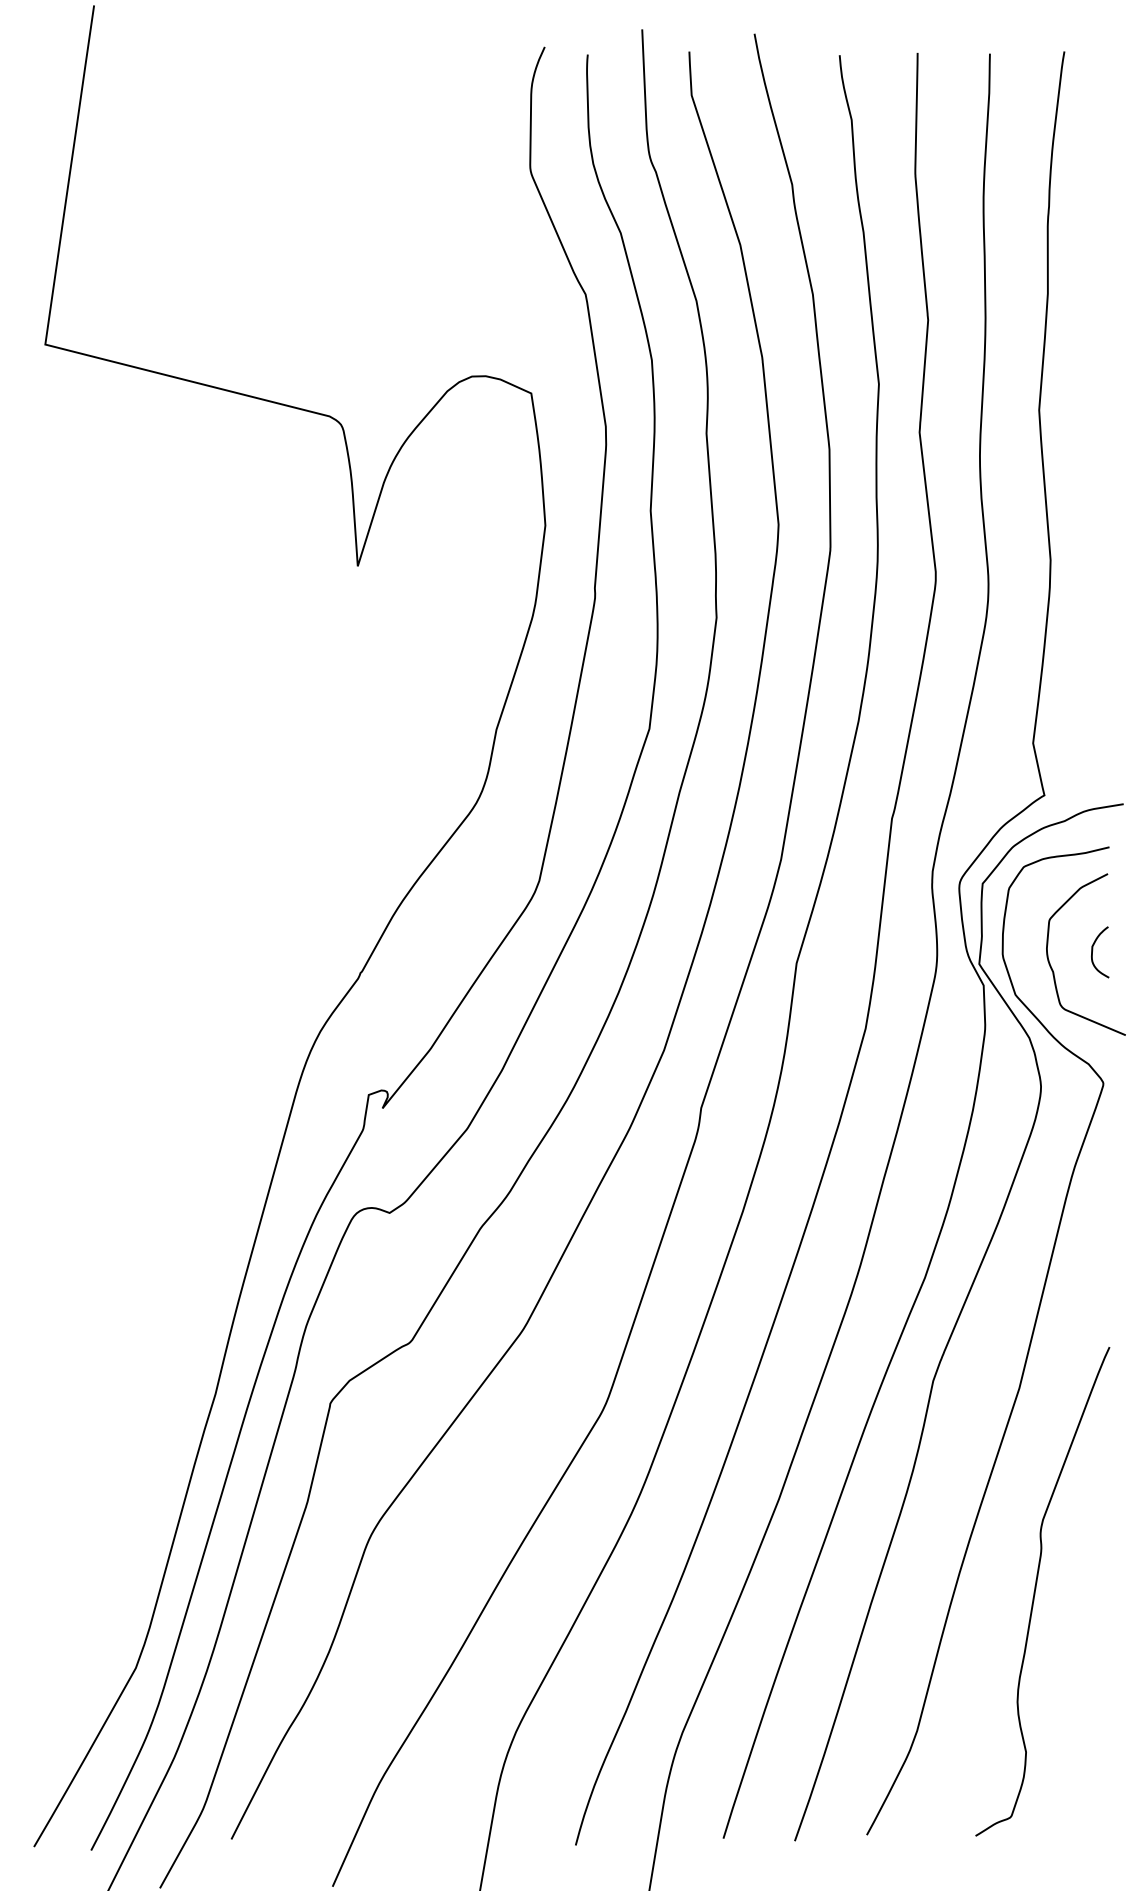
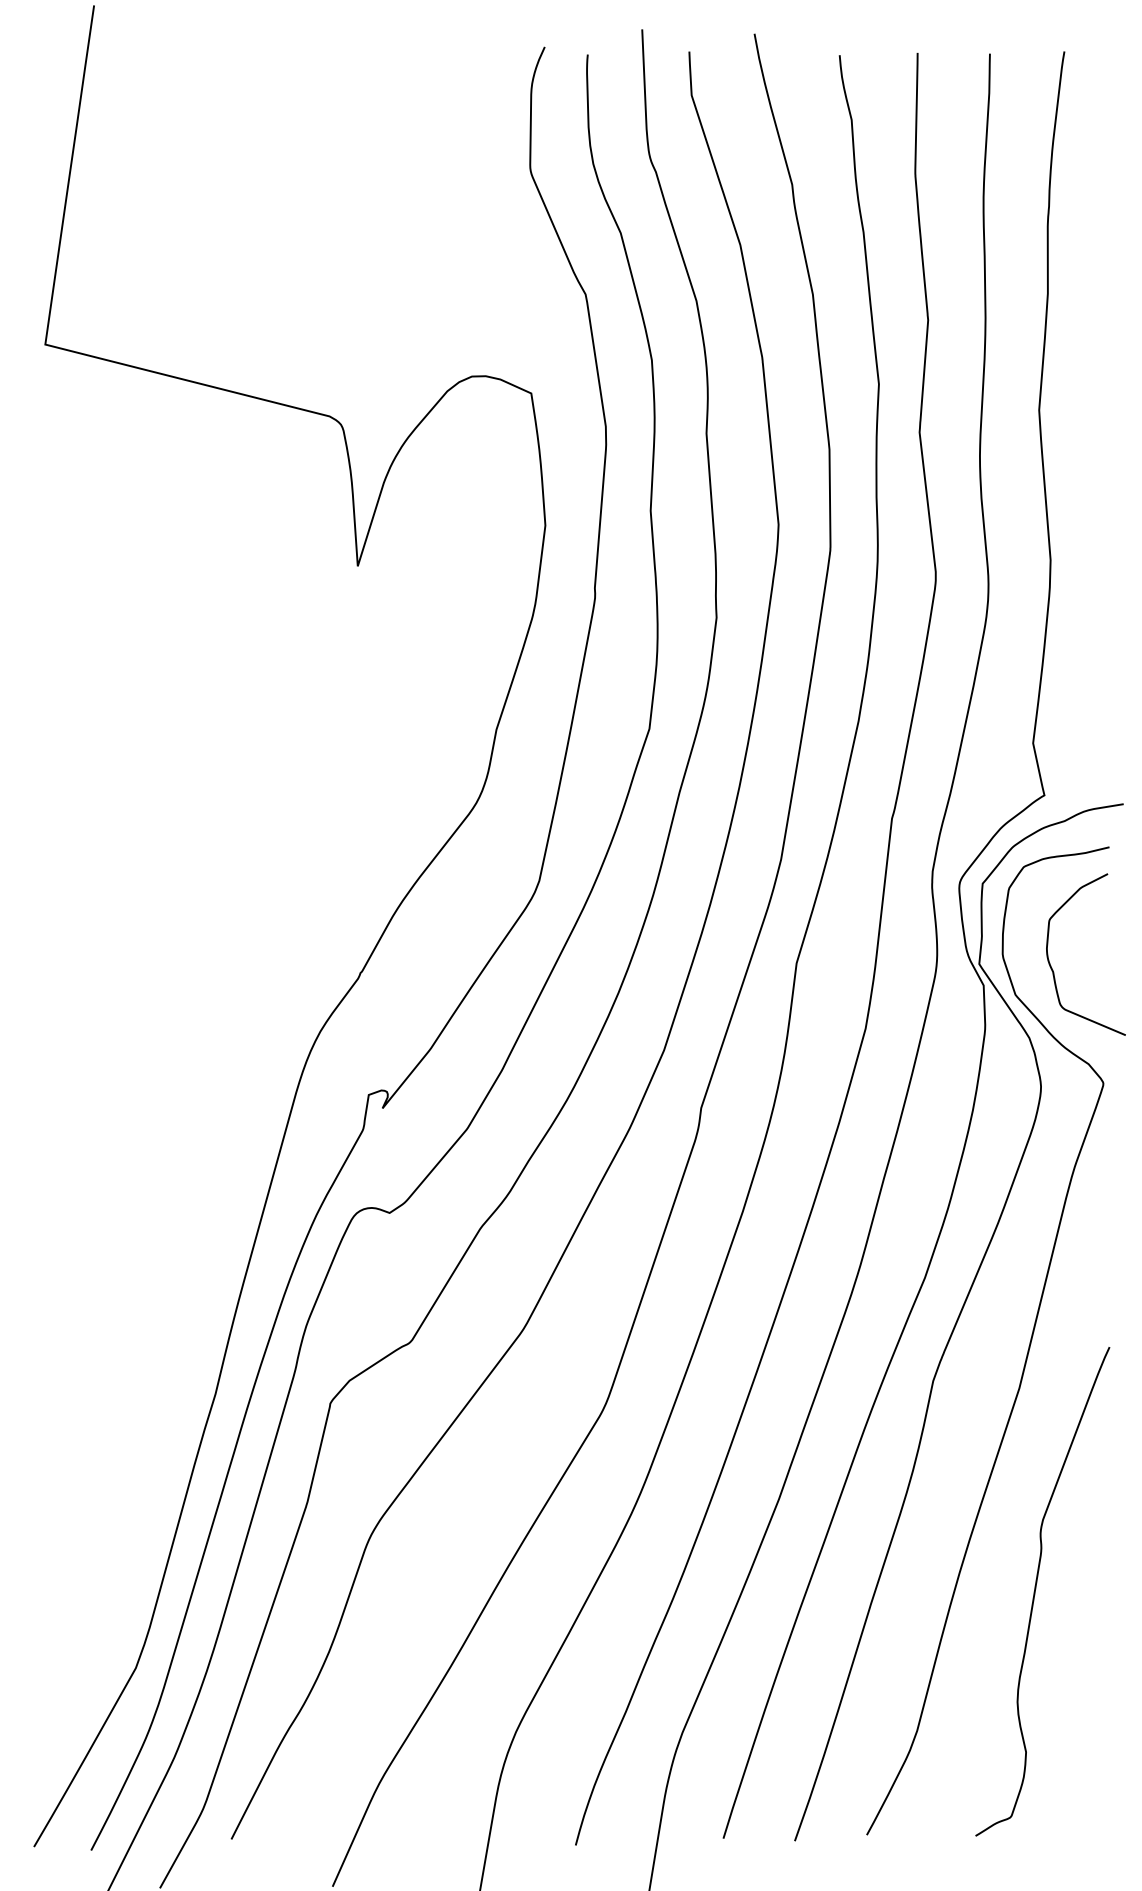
curve: present -> none (1093, 950)
